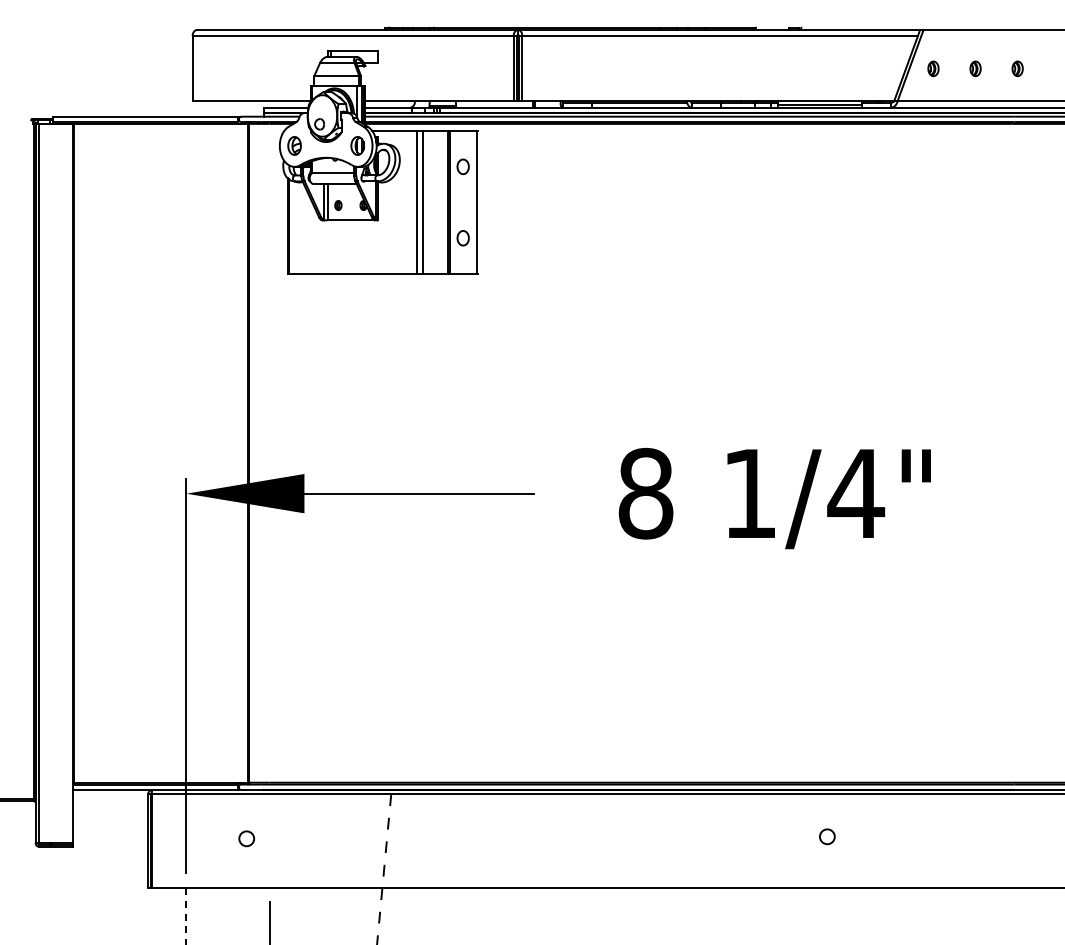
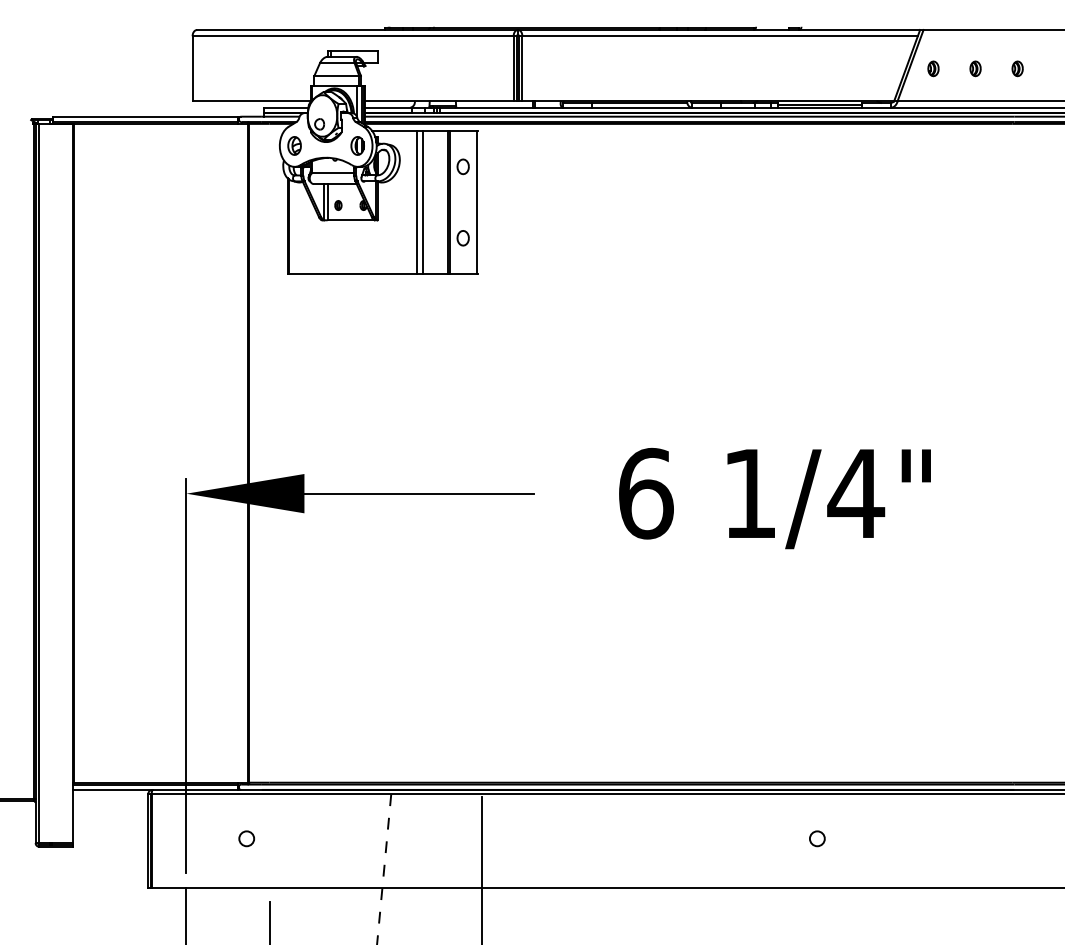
text: 8 -> 6 (645, 493)
circle position: (827, 836) -> (817, 838) (817, 838)
line: none -> present (481, 869)
line: dashed -> solid (186, 916)
